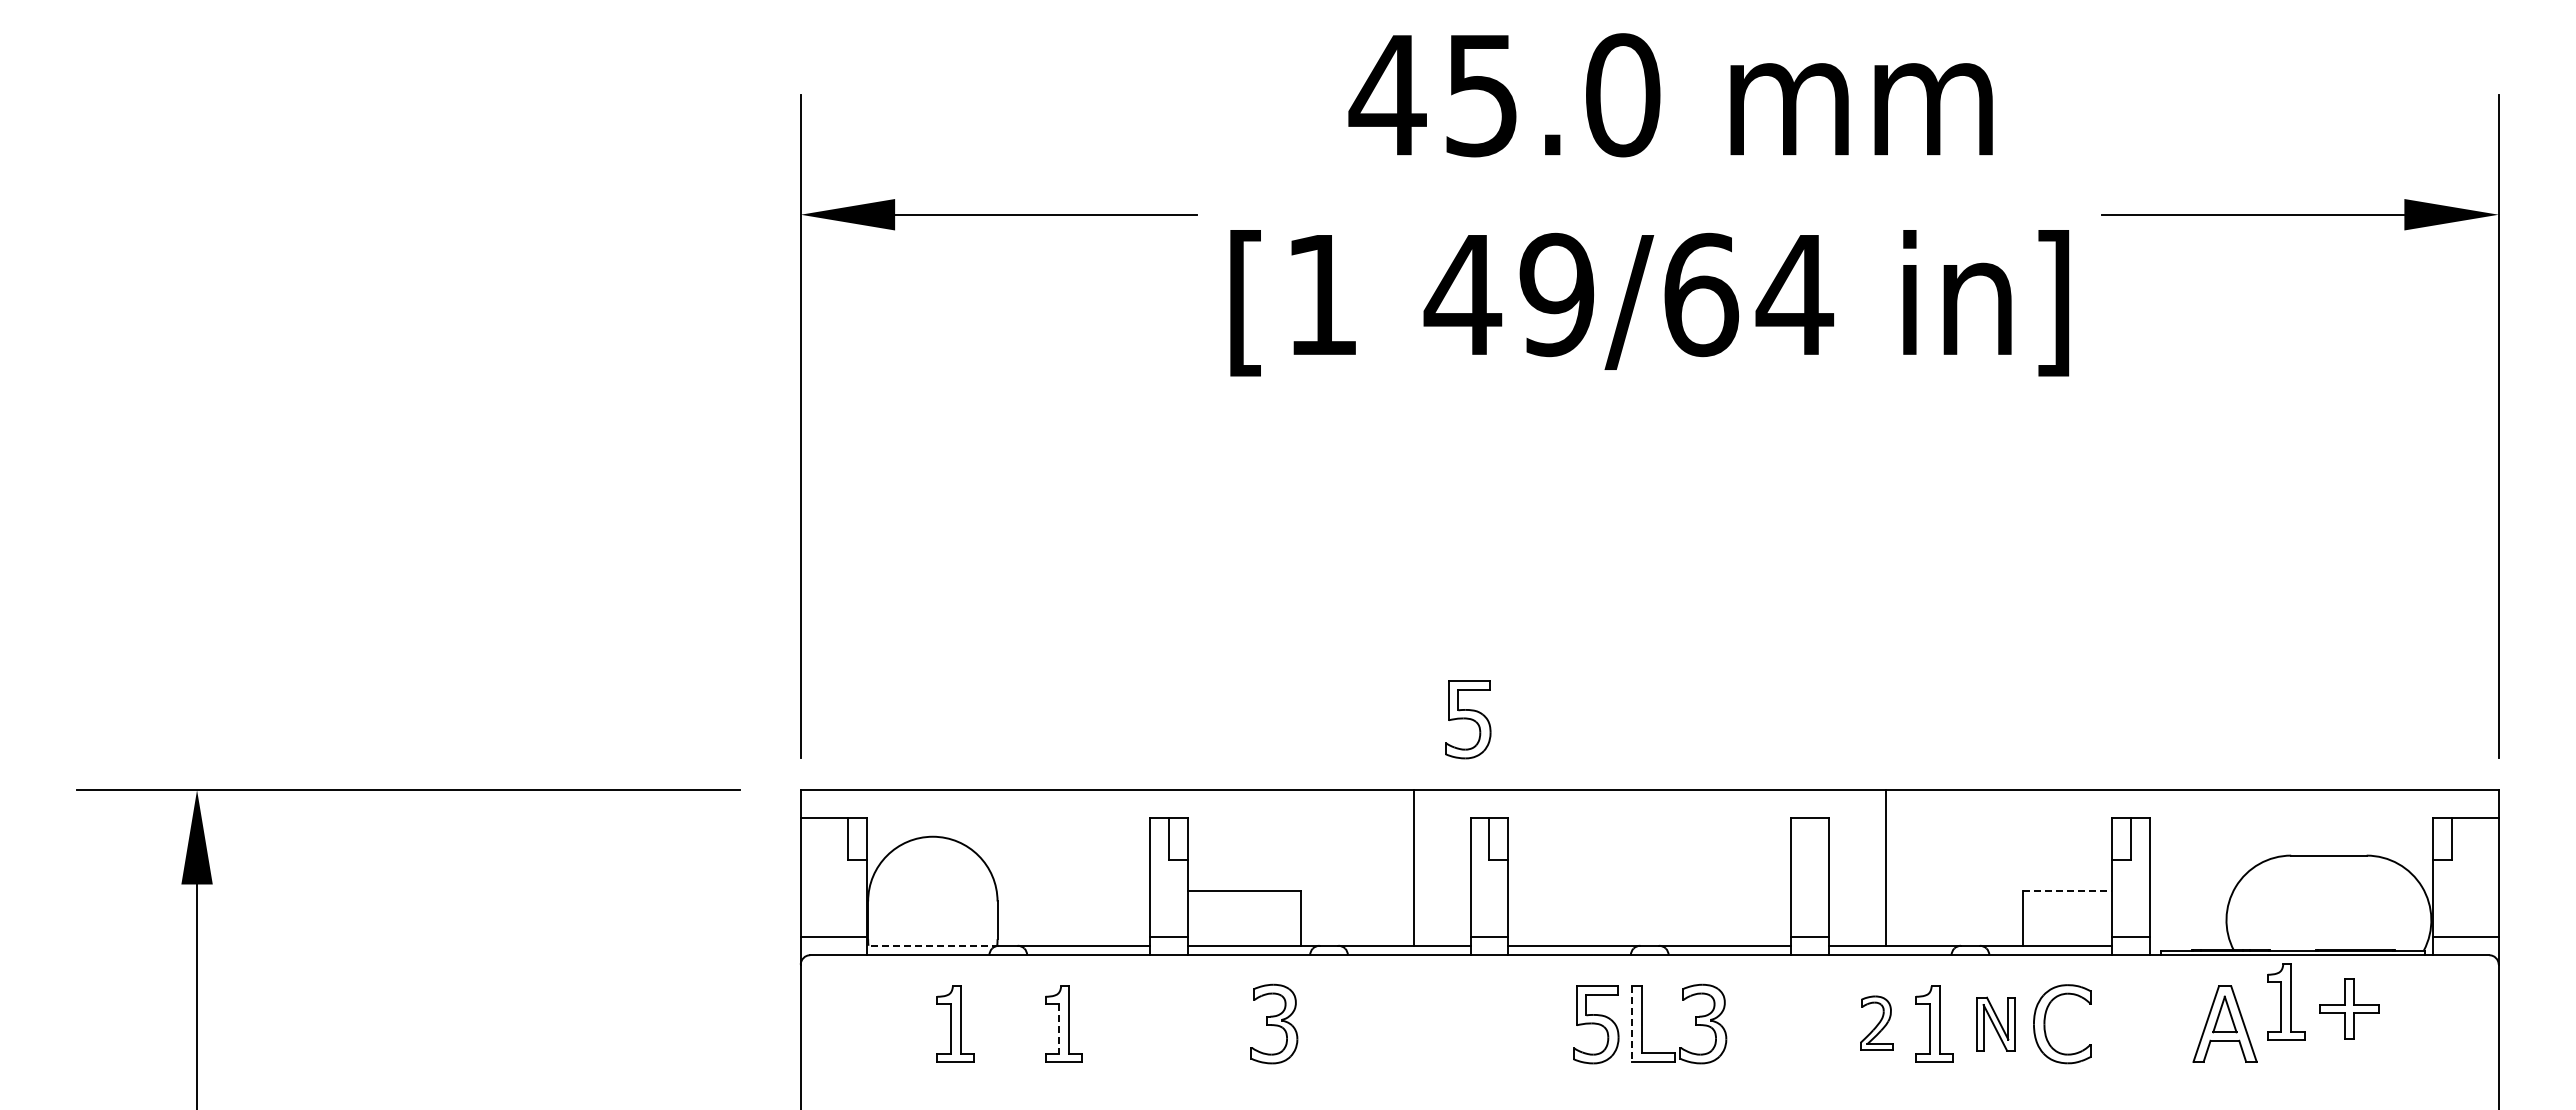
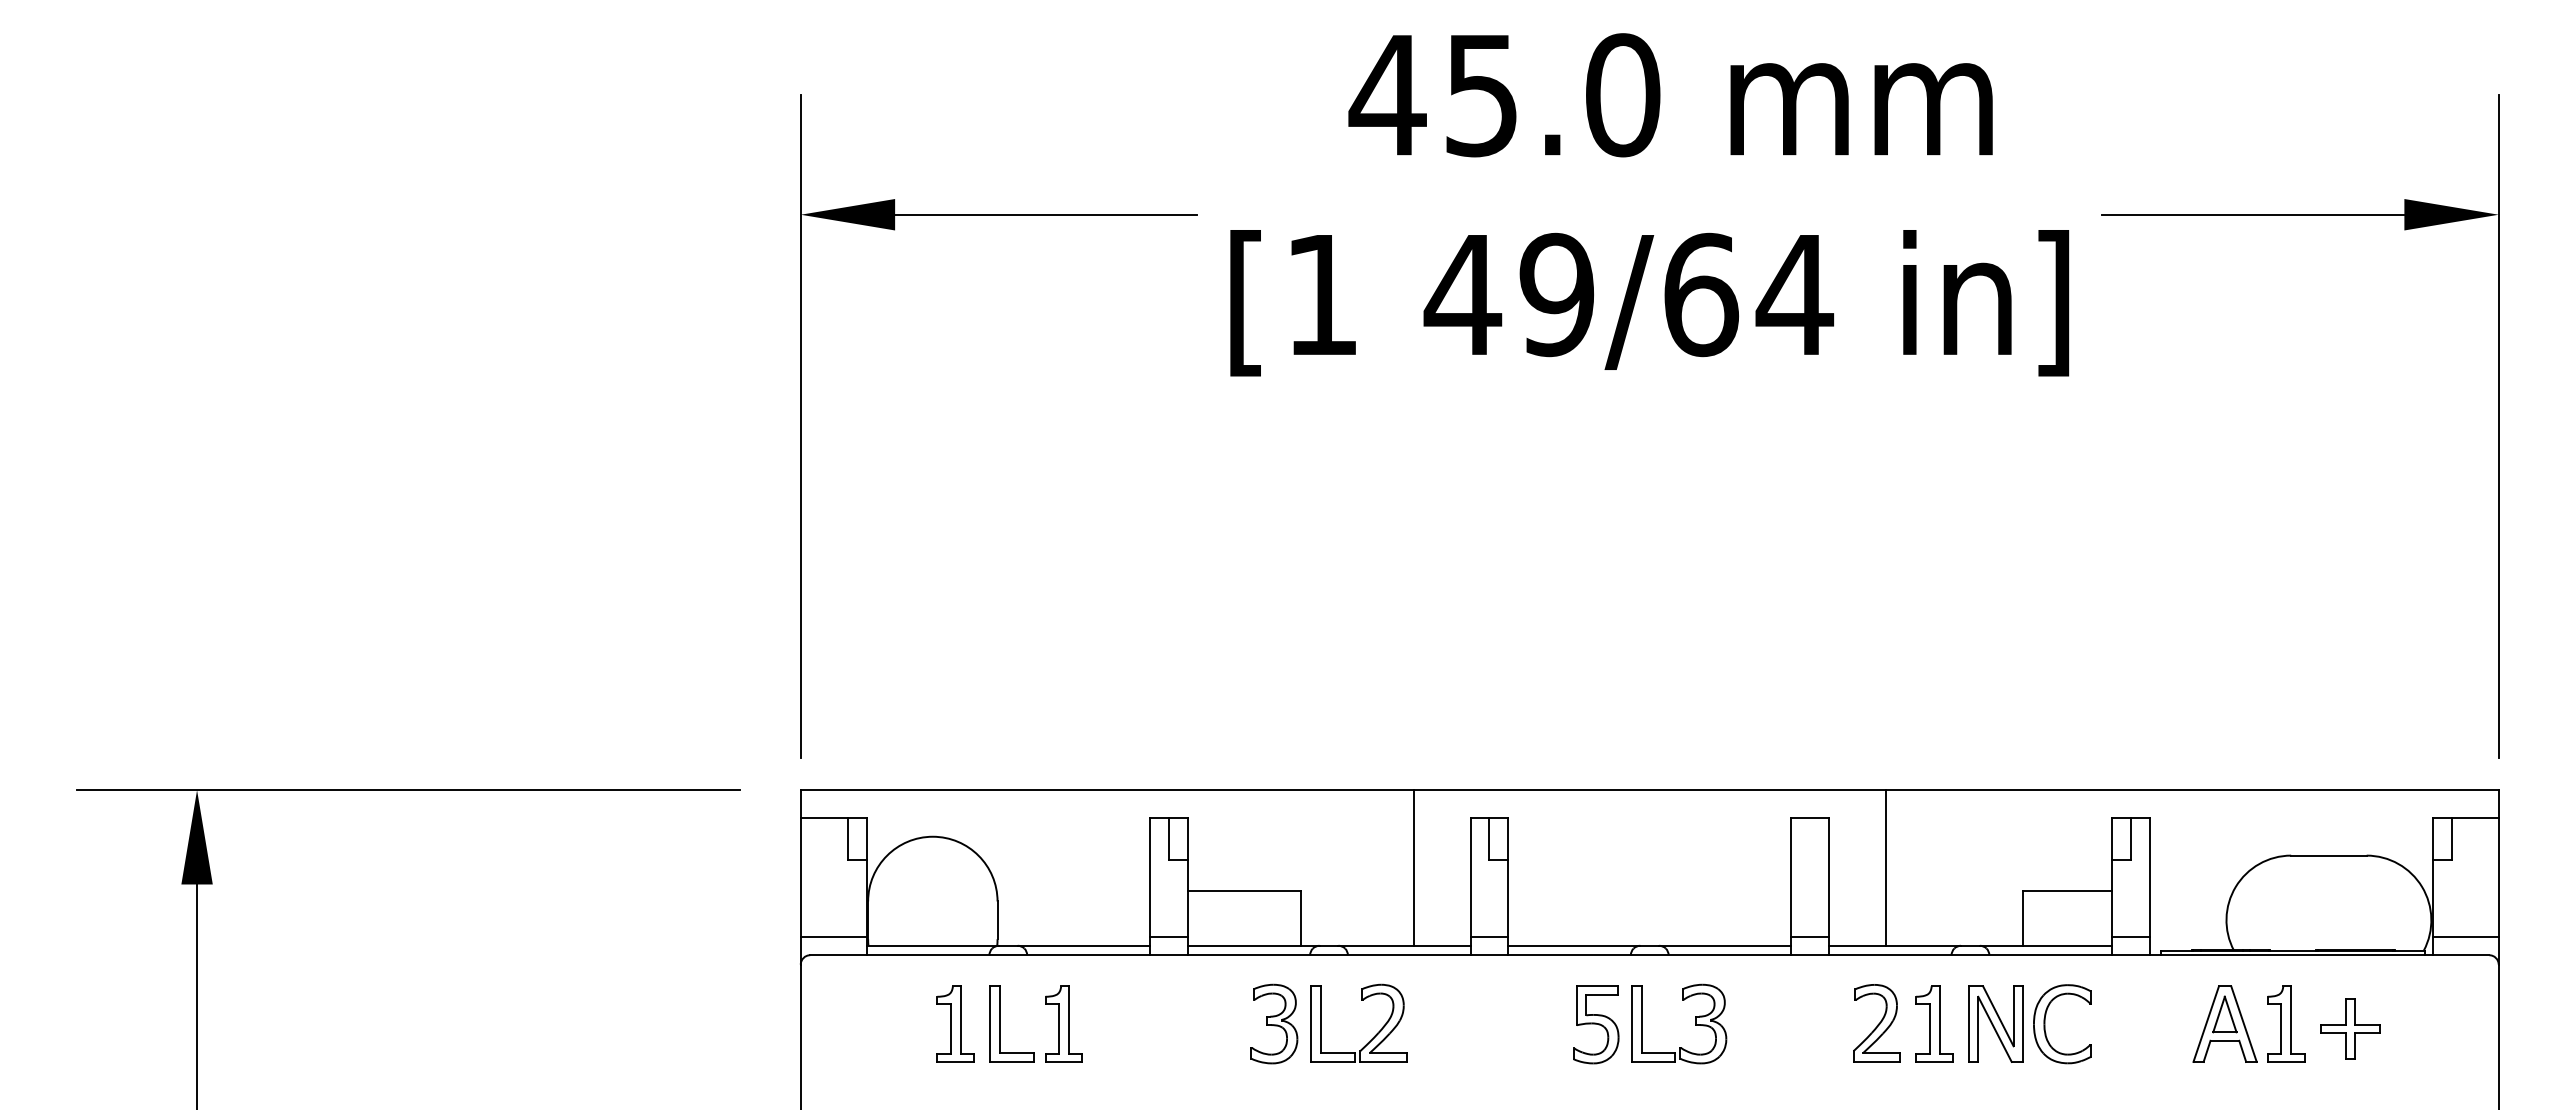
part: present -> none (1468, 719)
line: dashed -> solid (2068, 891)
line: dashed -> solid (932, 945)
part position: (2286, 1001) -> (2286, 1023) (2286, 1023)
part position: (2349, 1008) -> (2350, 1028) (2350, 1028)
part size: 34x56 px -> 48x79 px (1876, 1023)
part: none -> present (1000, 1023)
part size: 40x56 px -> 56x78 px (1995, 1023)
line: dashed -> solid (1631, 1024)
line: dashed -> solid (1059, 1029)
part: none -> present (1373, 1036)
